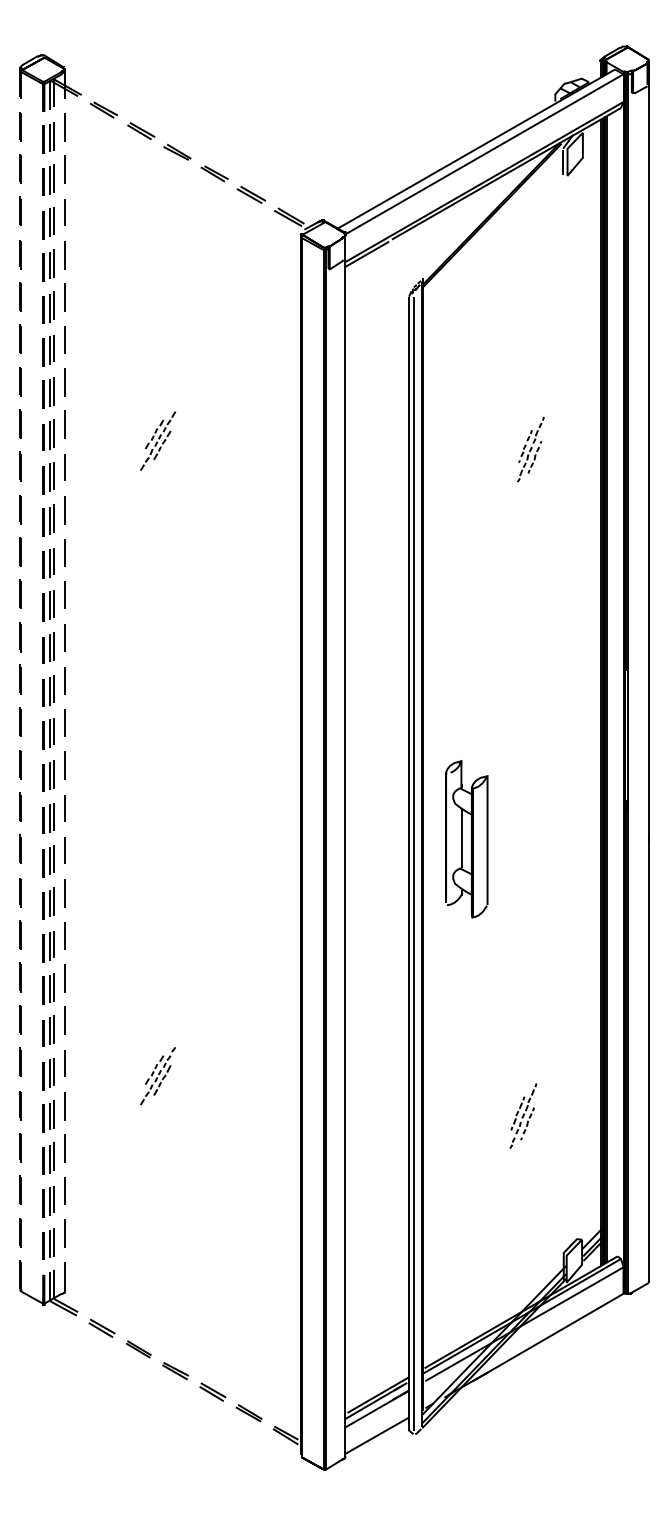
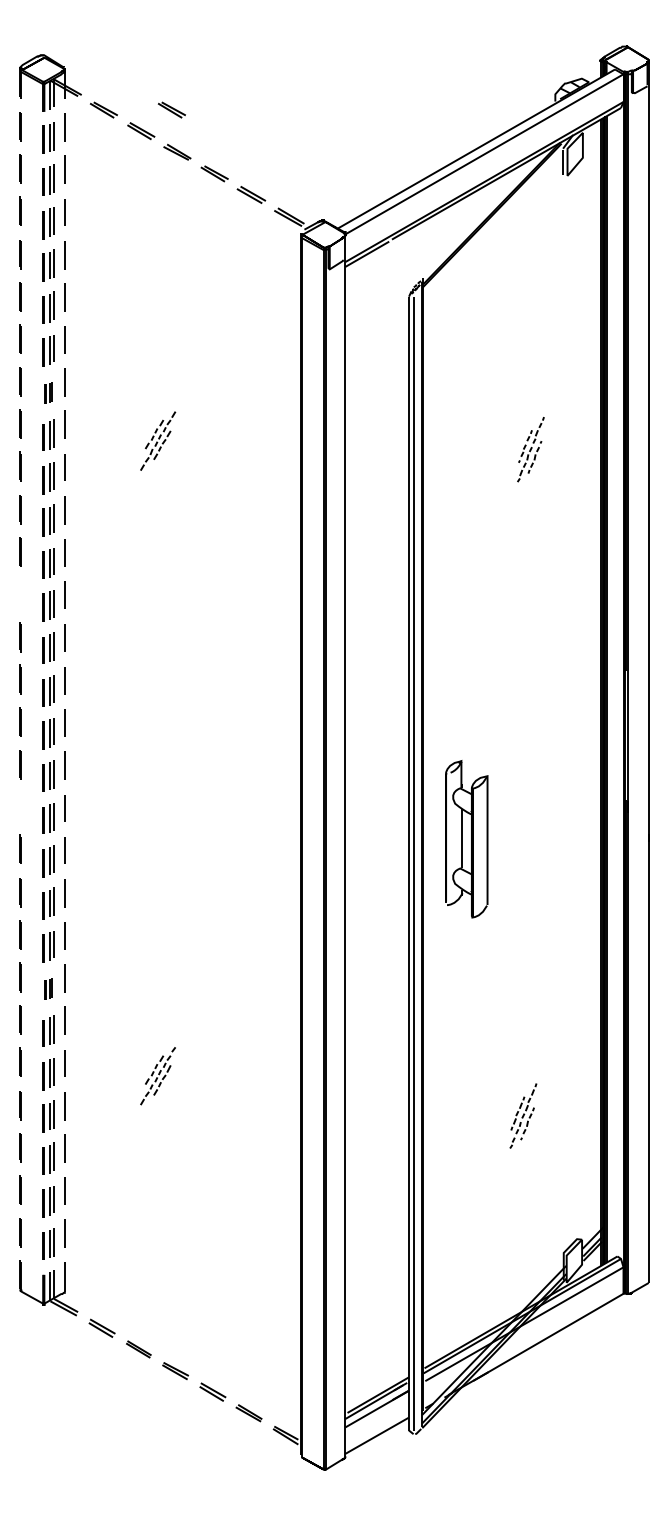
part: none -> present (171, 109)
part size: 13x32 px -> 9x22 px (48, 392)
line: present -> none (20, 593)
line: present -> none (20, 806)
part size: 13x32 px -> 9x22 px (48, 988)
